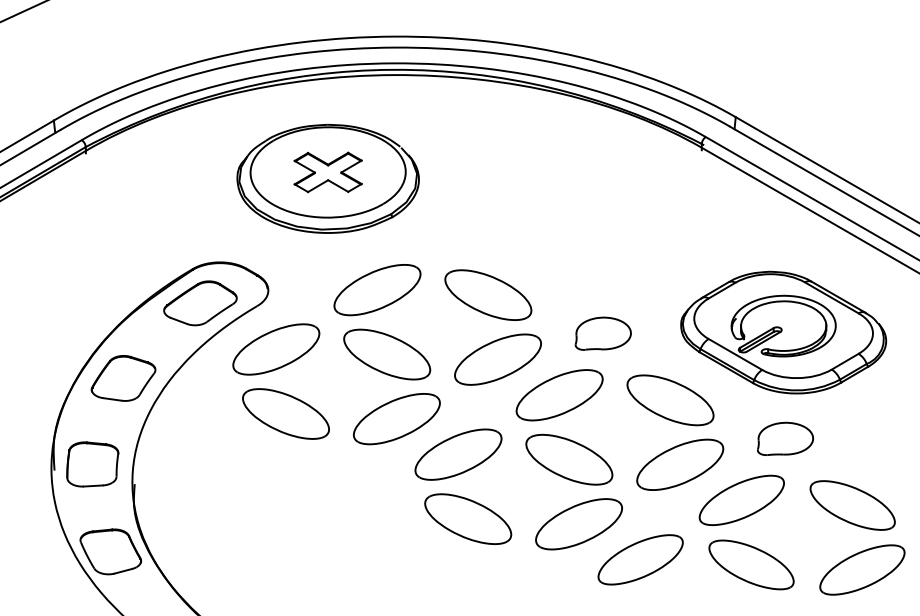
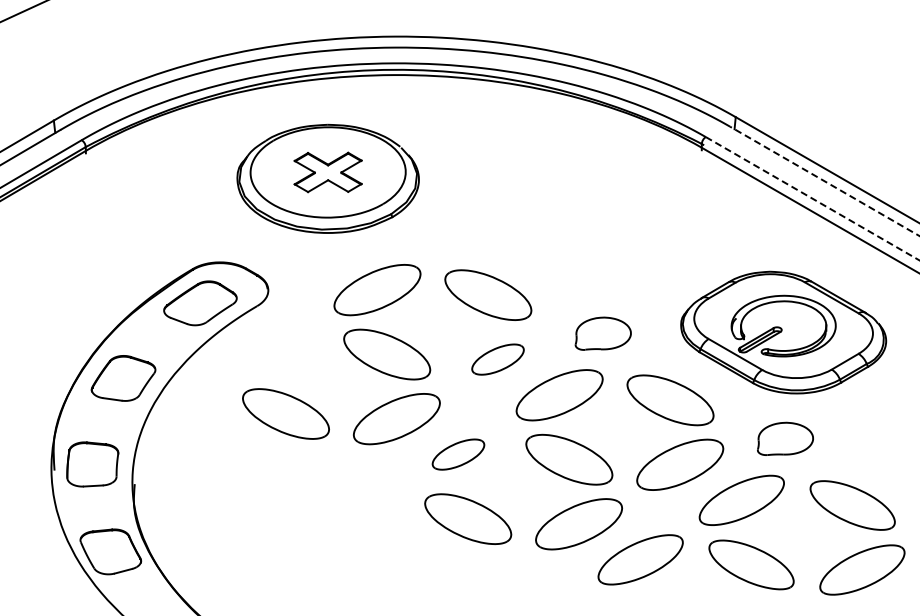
line: solid -> dashed (824, 181)
line: solid -> dashed (813, 199)
part: present -> none (276, 349)
part size: 88x53 px -> 54x33 px (497, 359)
part size: 89x53 px -> 55x33 px (458, 454)
